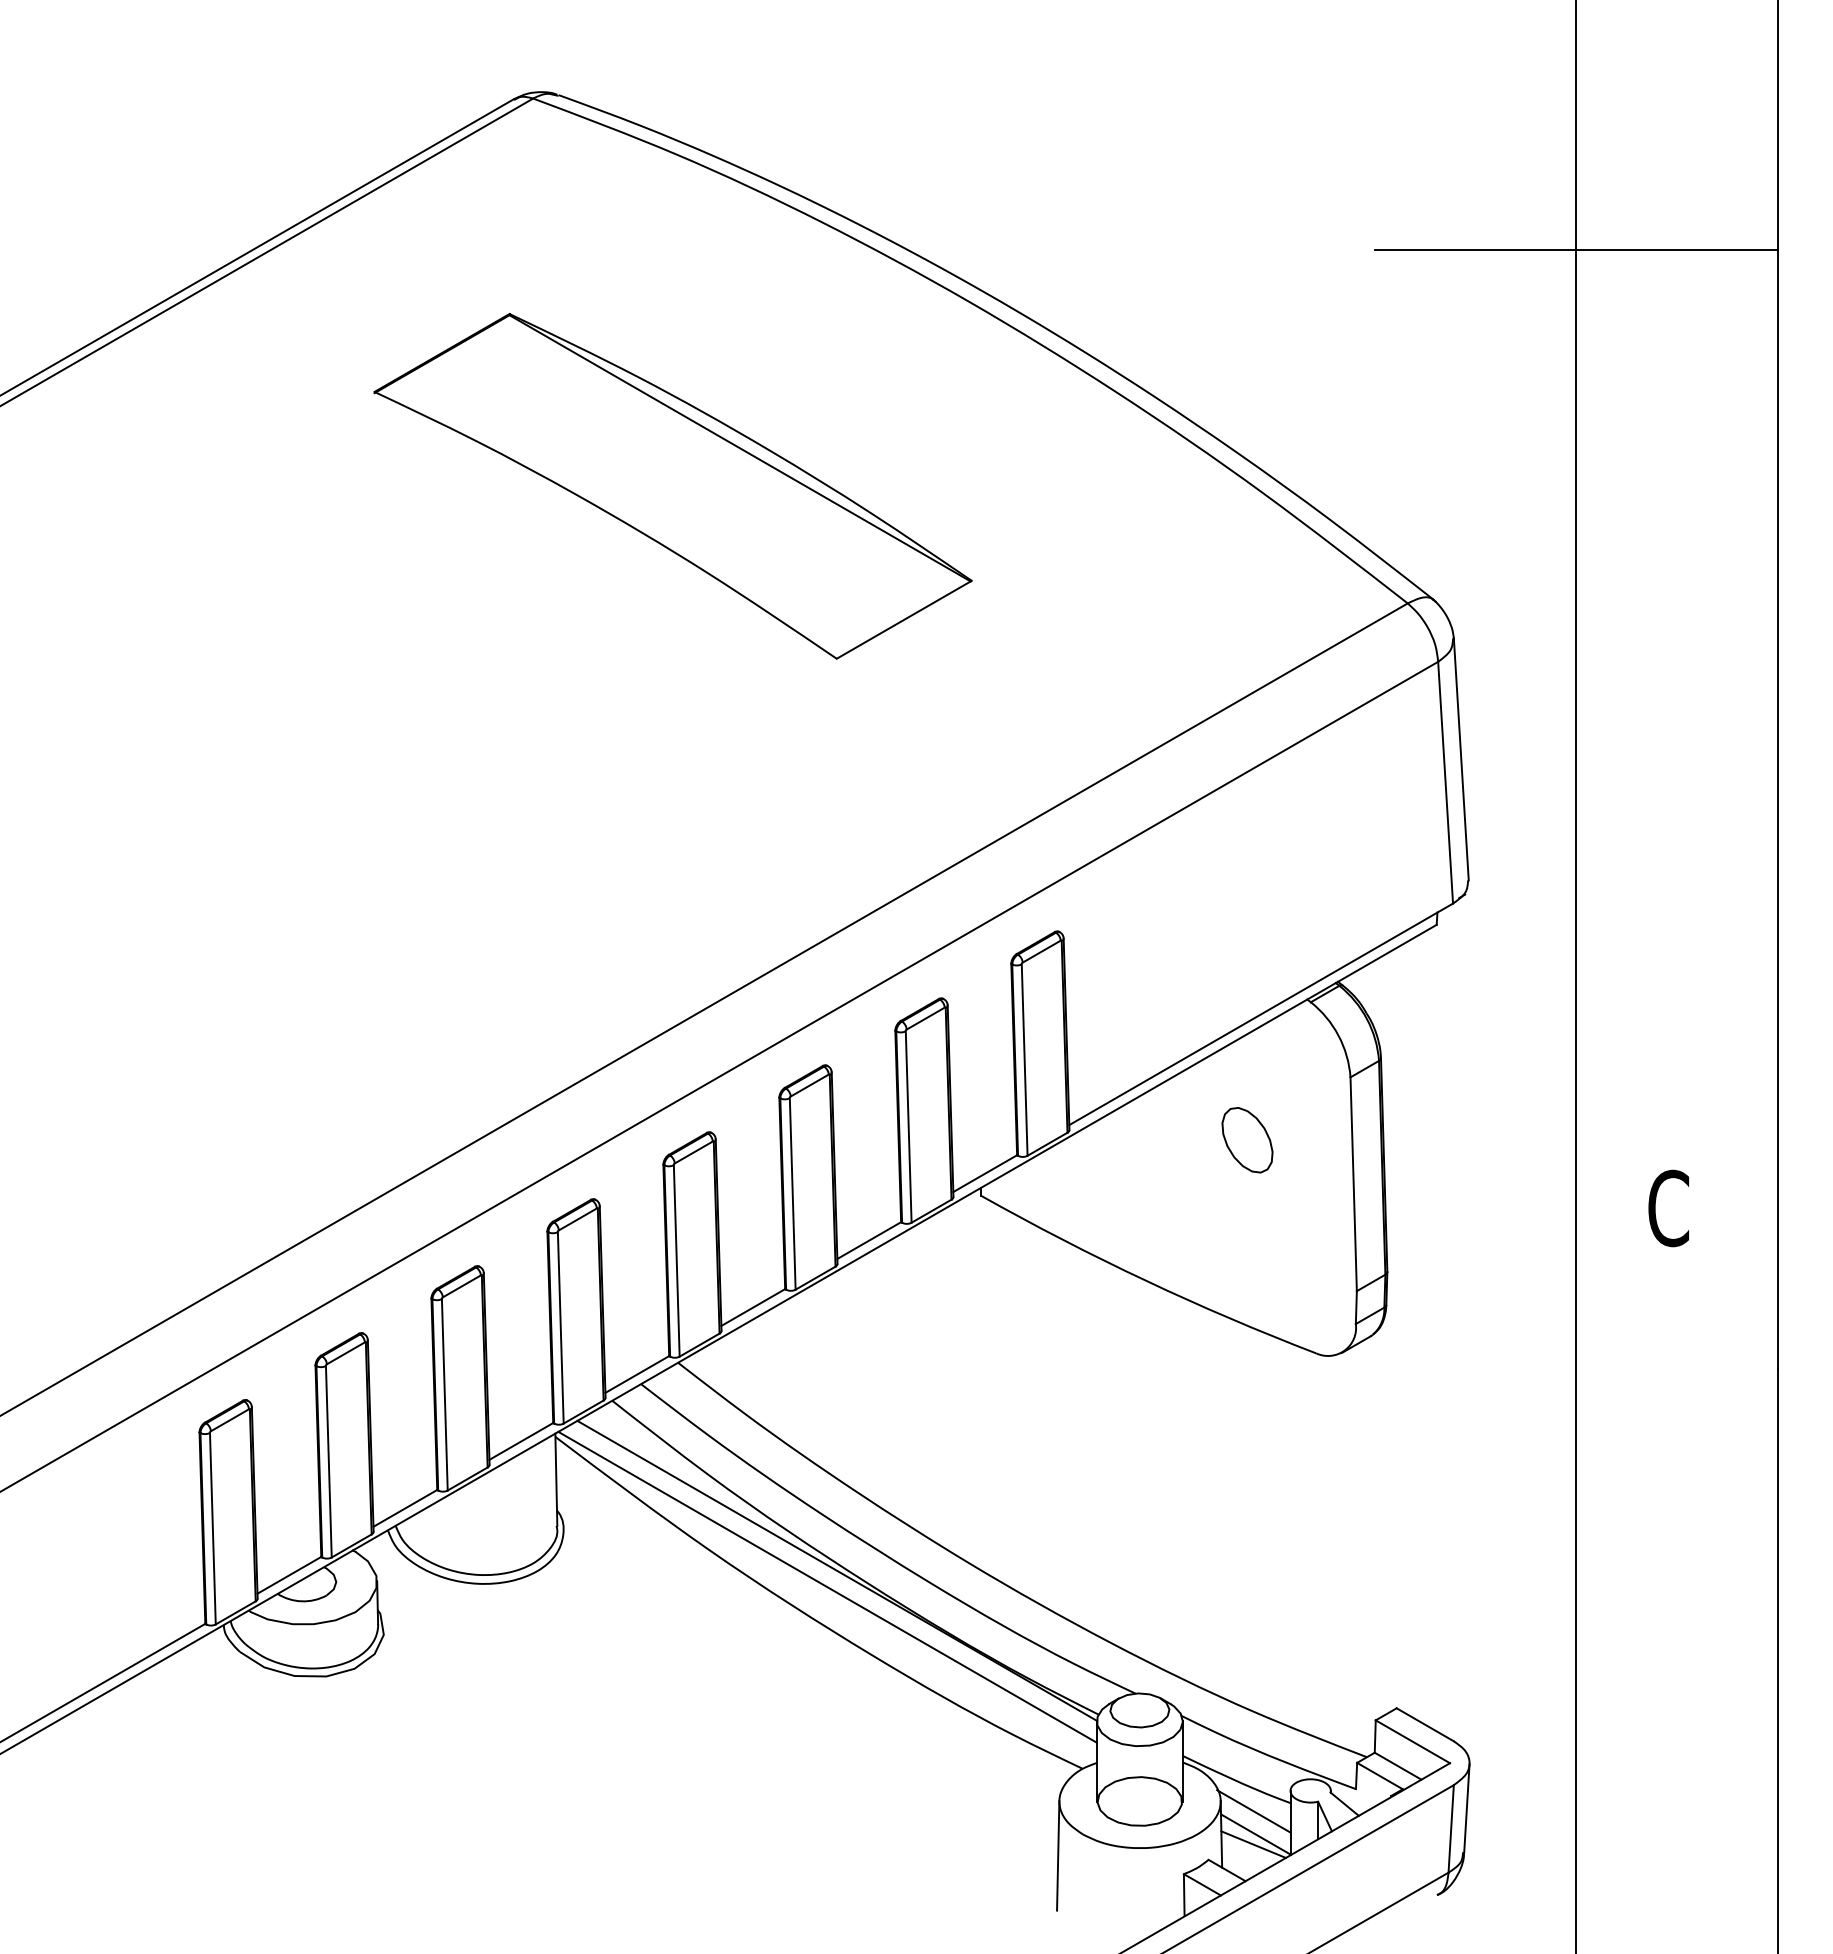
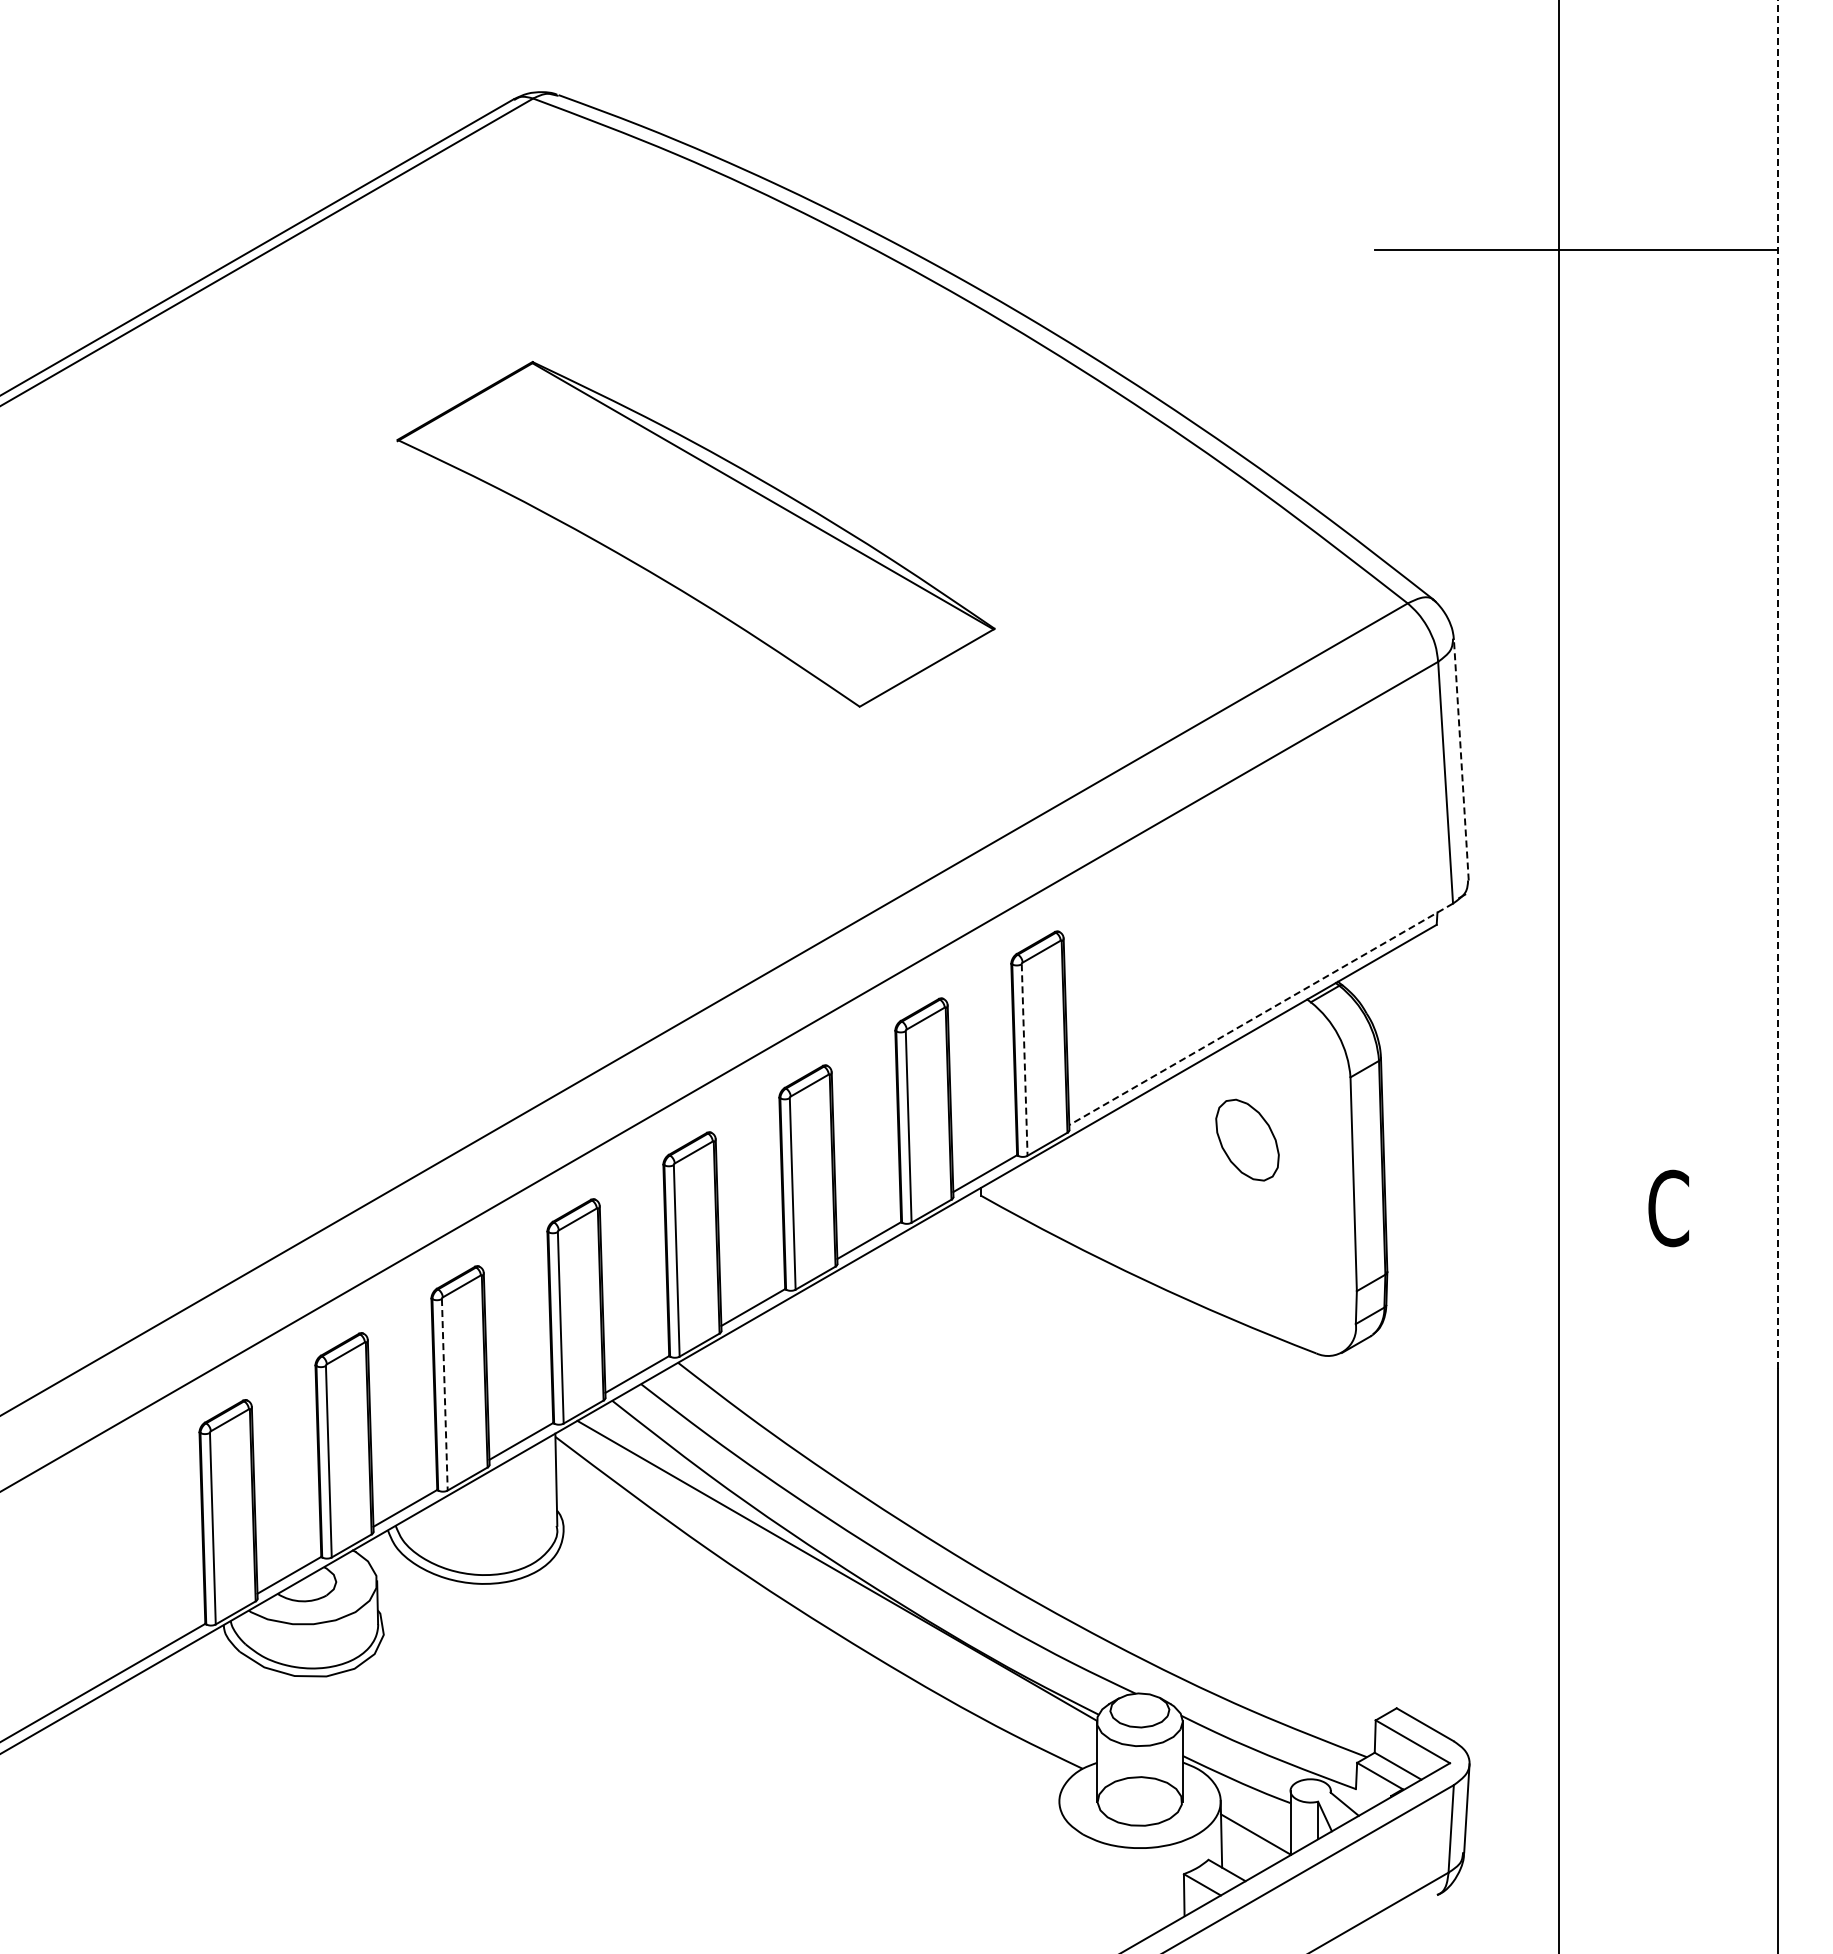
part position: (672, 486) -> (695, 534) (695, 534)
line: solid -> dashed (1777, 684)
line: solid -> dashed (1461, 758)
line position: (1576, 976) -> (1559, 976) (1559, 976)
line: solid -> dashed (1261, 1014)
line: solid -> dashed (1024, 1060)
part size: 53x67 px -> 65x84 px (1247, 1139)
line: solid -> dashed (444, 1394)
line: present -> none (827, 1586)
line: present -> none (1253, 1811)
line: present -> none (1253, 1844)
line: present -> none (1058, 1855)
